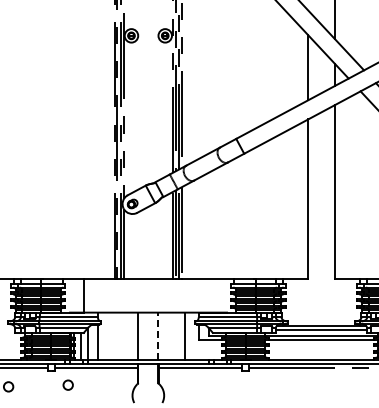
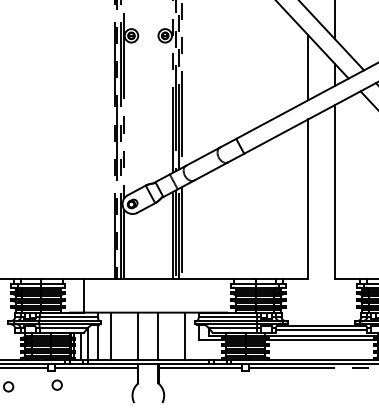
line: none -> present (111, 335)
line: dashed -> solid (158, 336)
circle position: (67, 384) -> (56, 384) (56, 384)
